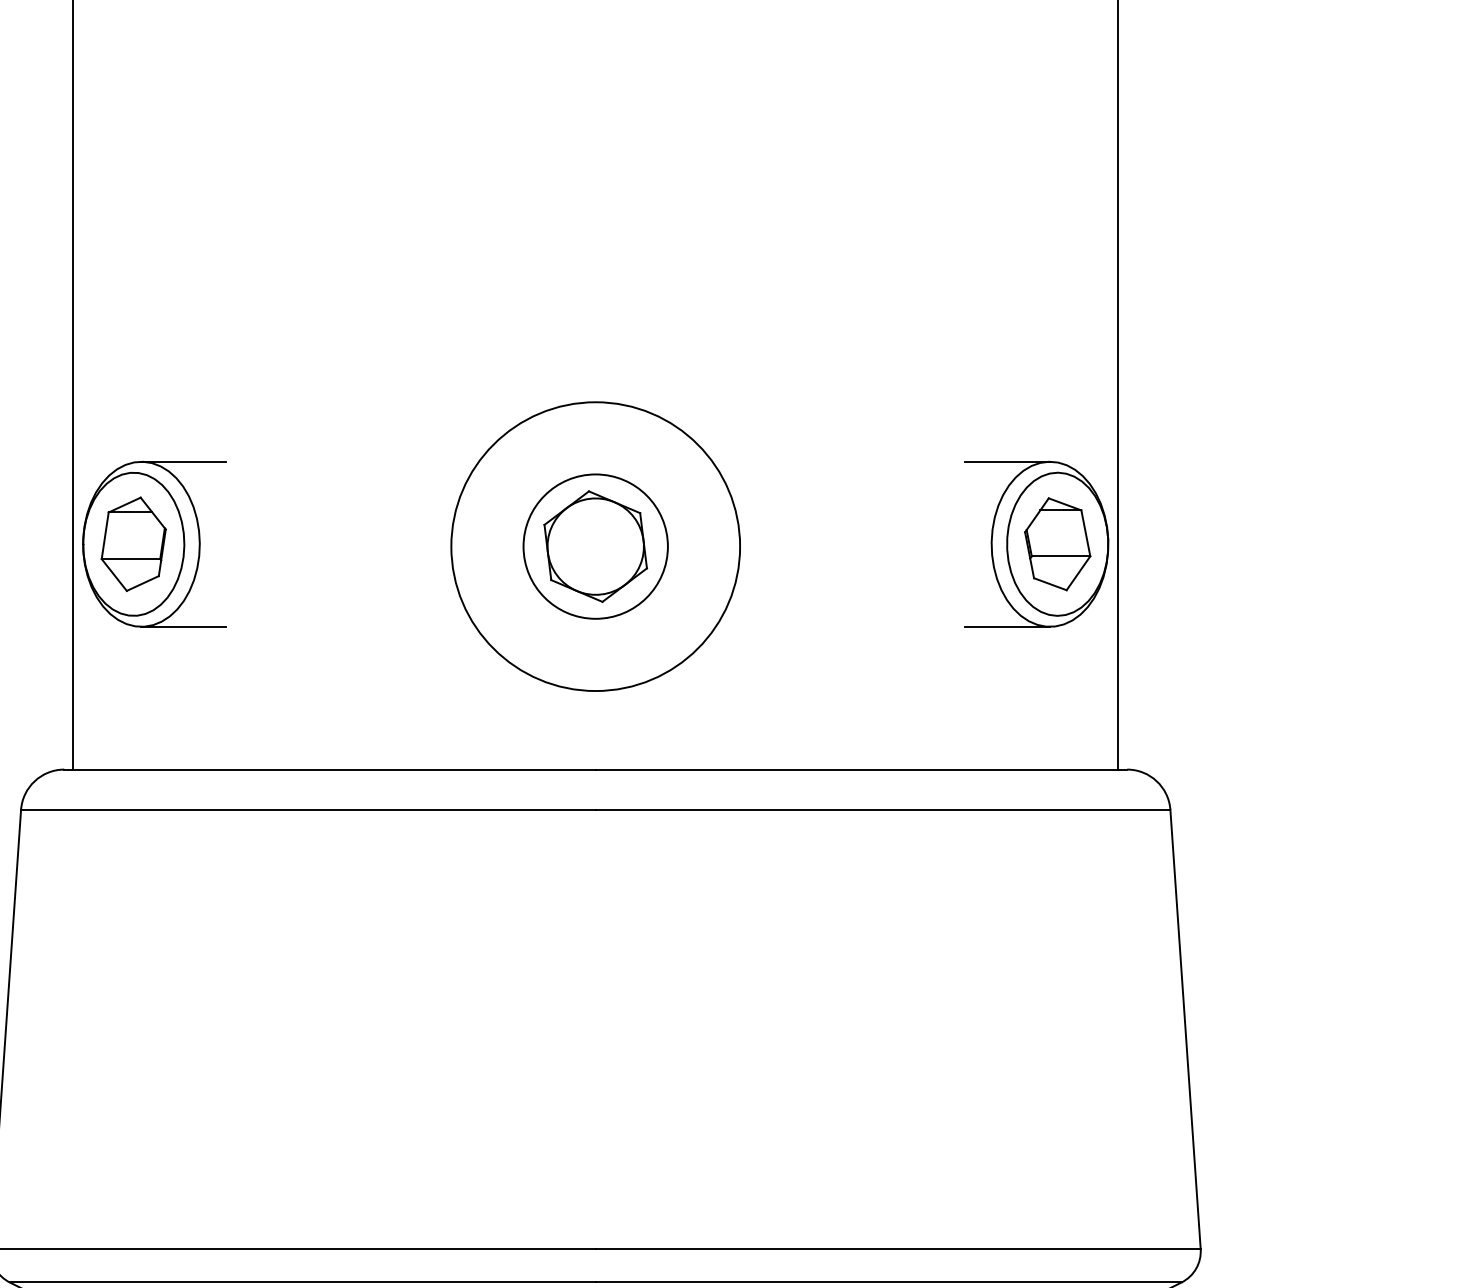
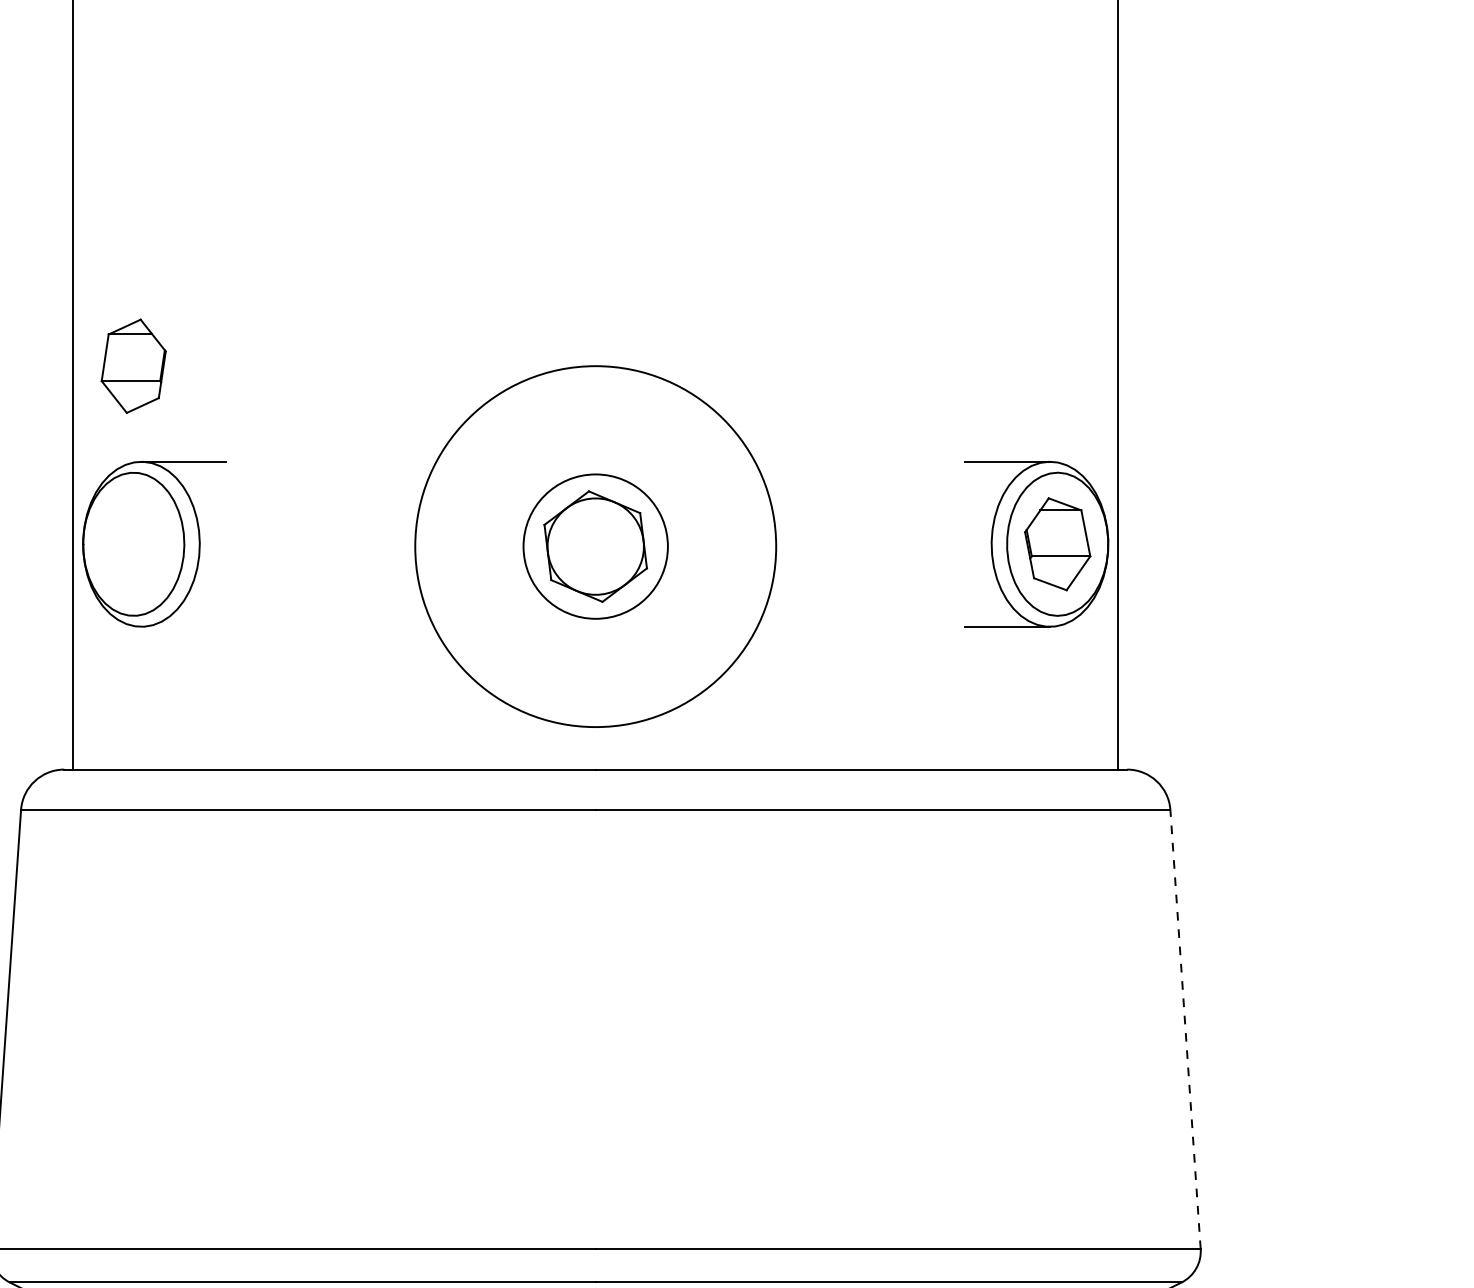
part position: (133, 544) -> (133, 366) (133, 366)
circle diameter: 289 px -> 361 px (595, 546)
line: present -> none (183, 626)
line: solid -> dashed (1185, 1029)
